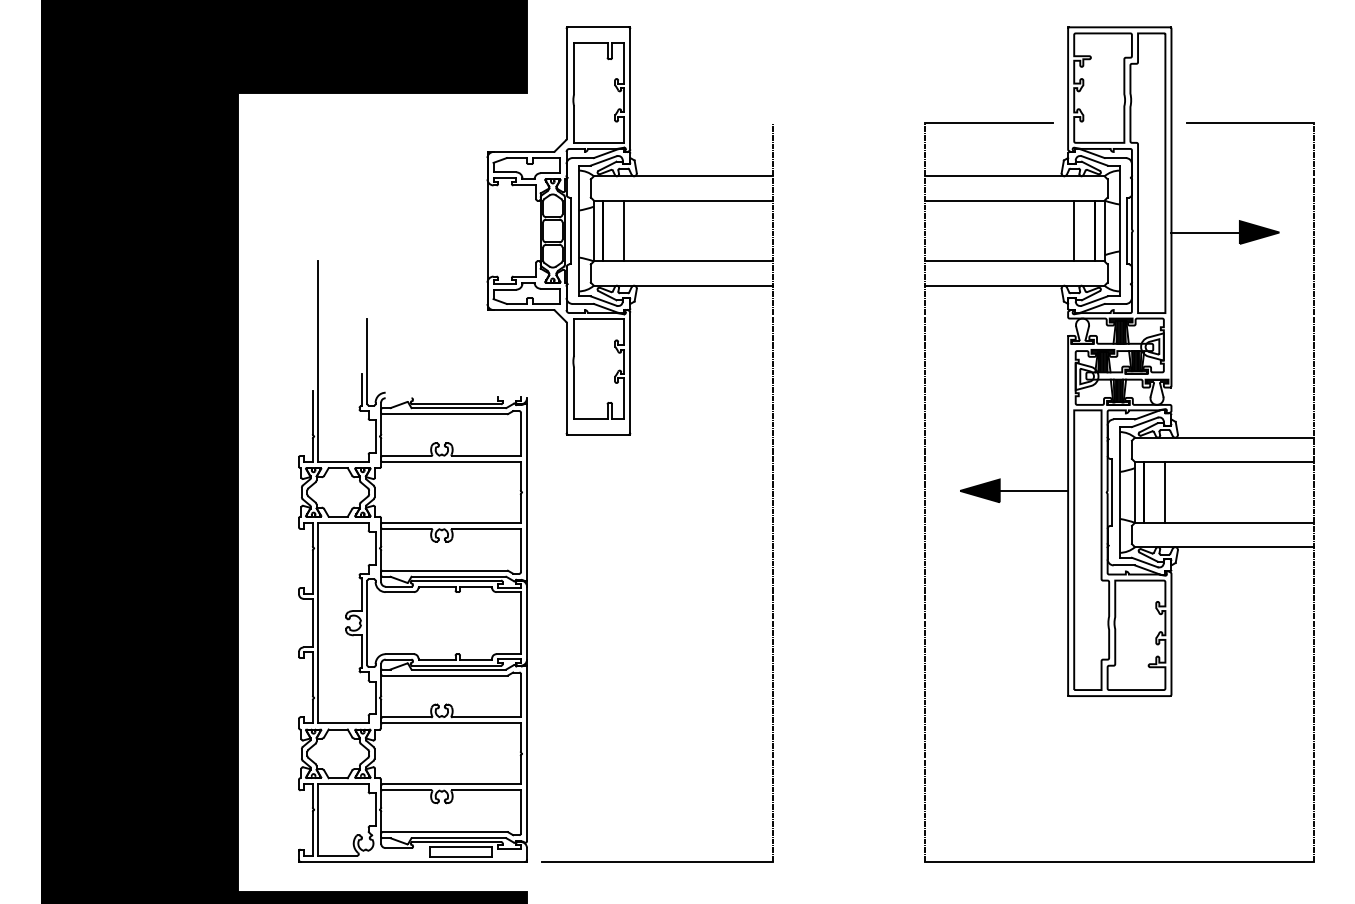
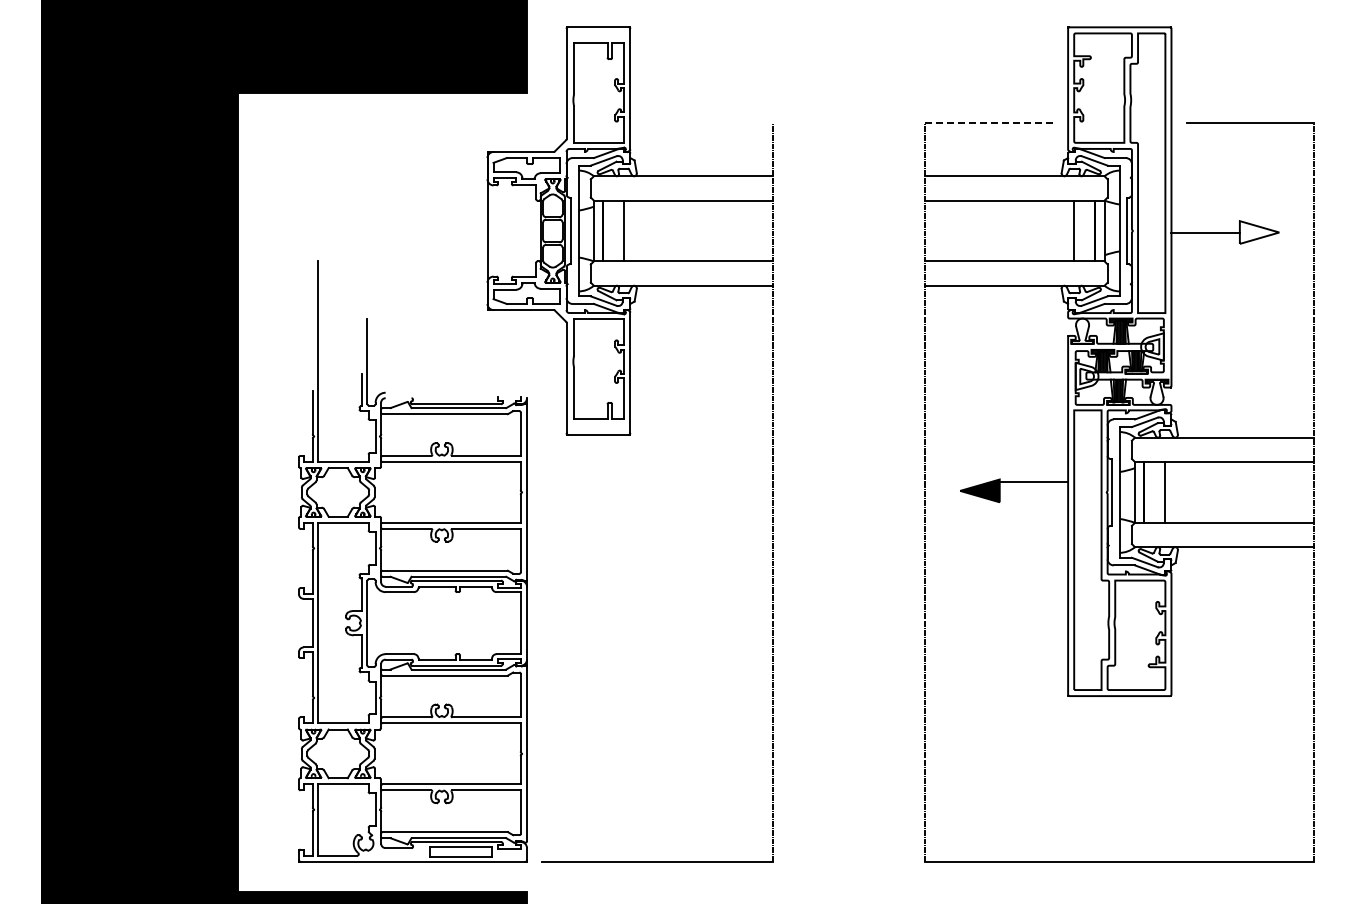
line: solid -> dashed (989, 123)
fill: present -> none (1259, 232)
line position: (1033, 490) -> (1033, 481) (1033, 481)
